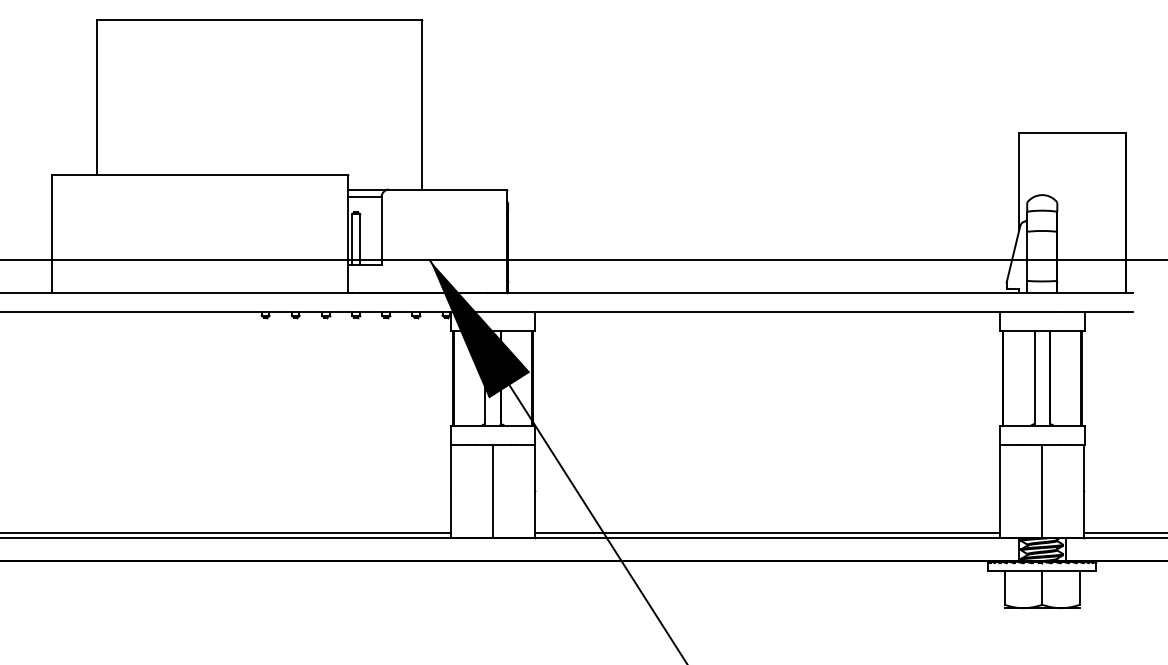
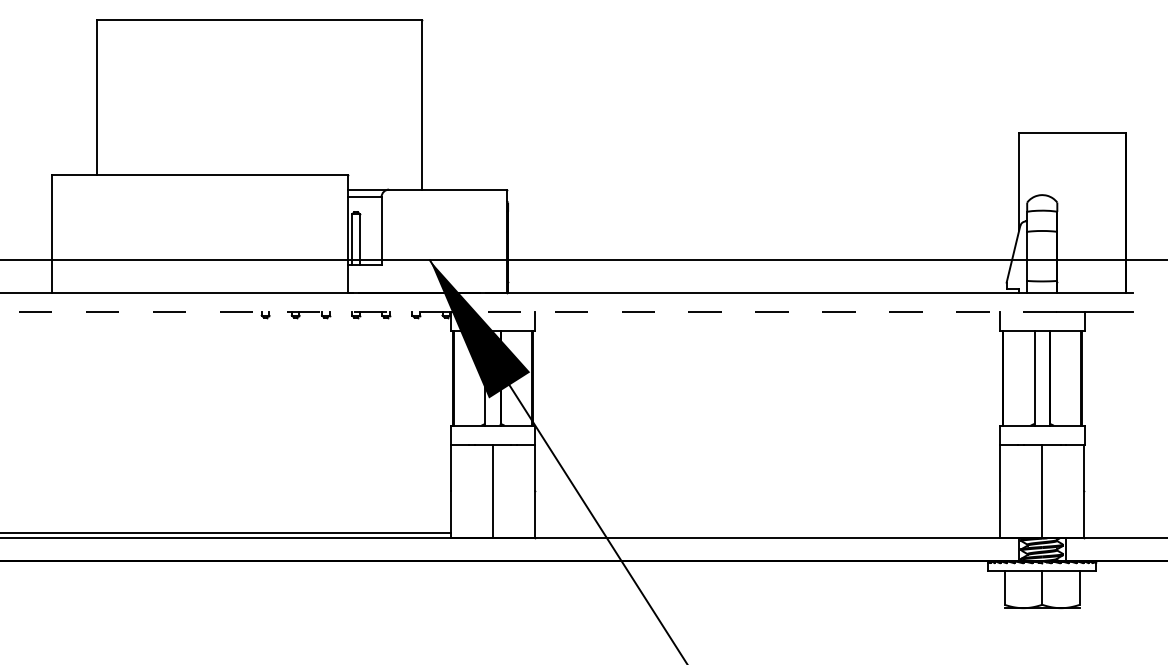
line: solid -> dashed (527, 311)
line: present -> none (767, 532)
line: present -> none (1124, 532)
